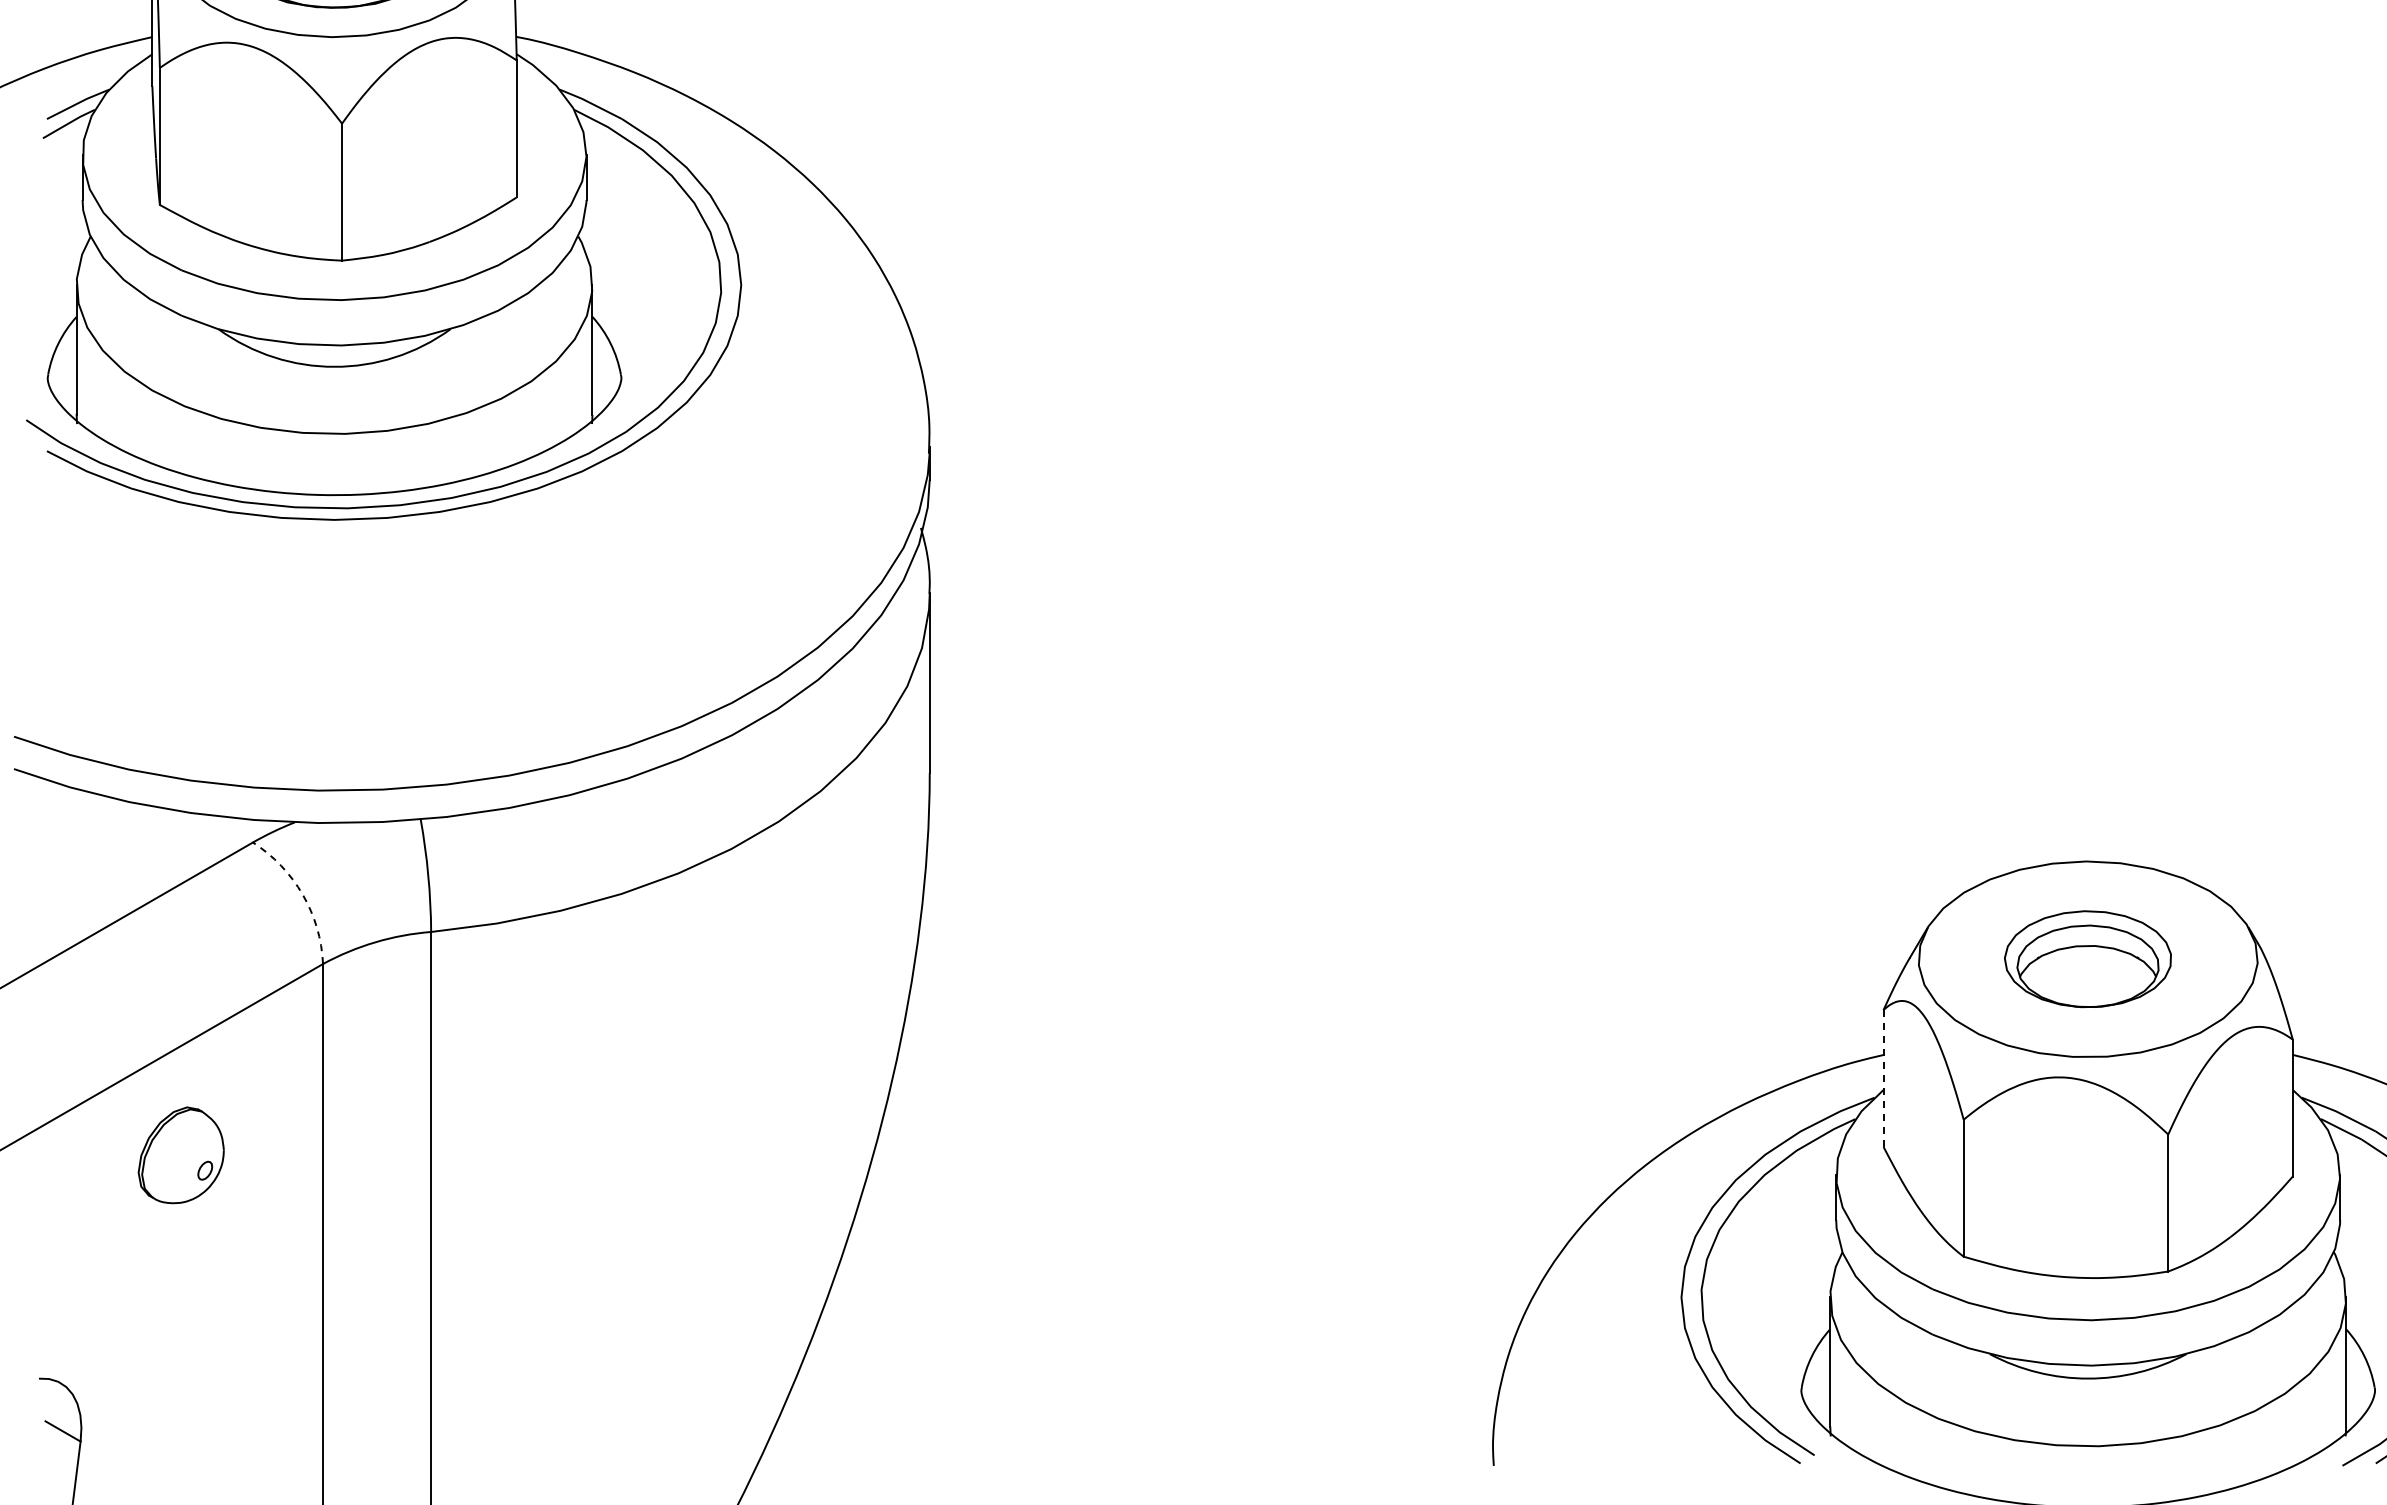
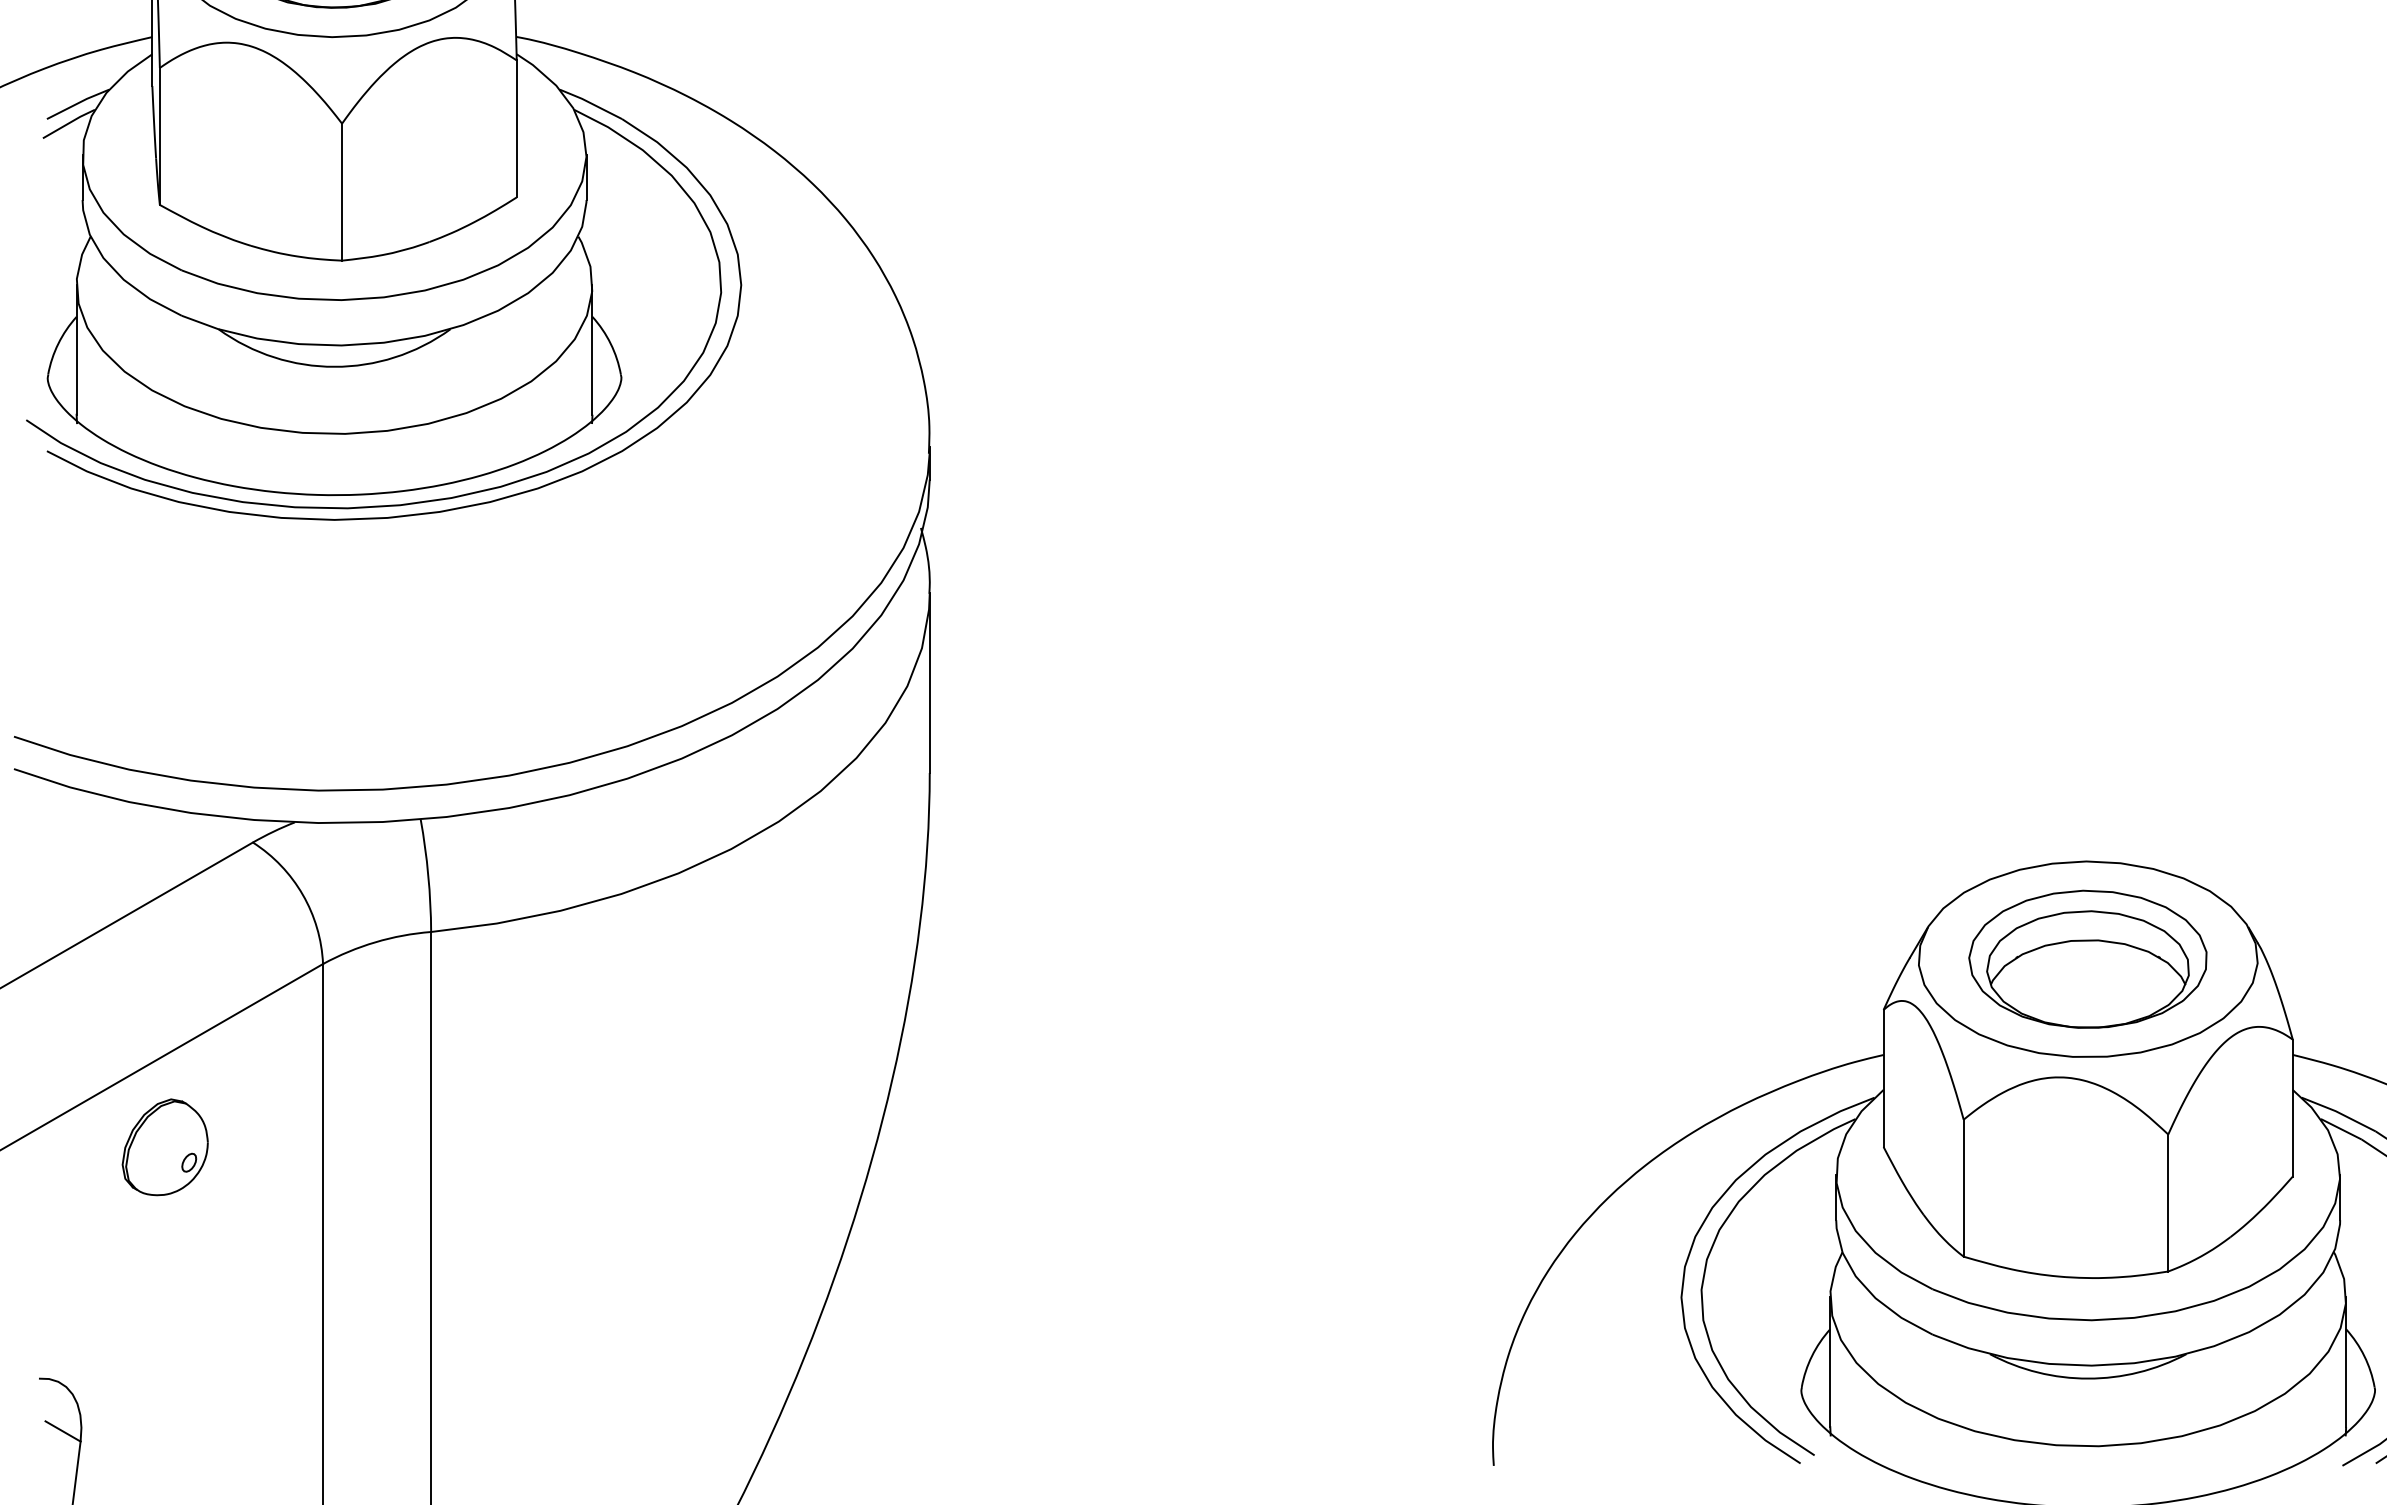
arc: dashed -> solid (302, 894)
part size: 168x99 px -> 240x140 px (2087, 958)
line: dashed -> solid (1883, 1078)
part position: (180, 1155) -> (164, 1147) (164, 1147)
